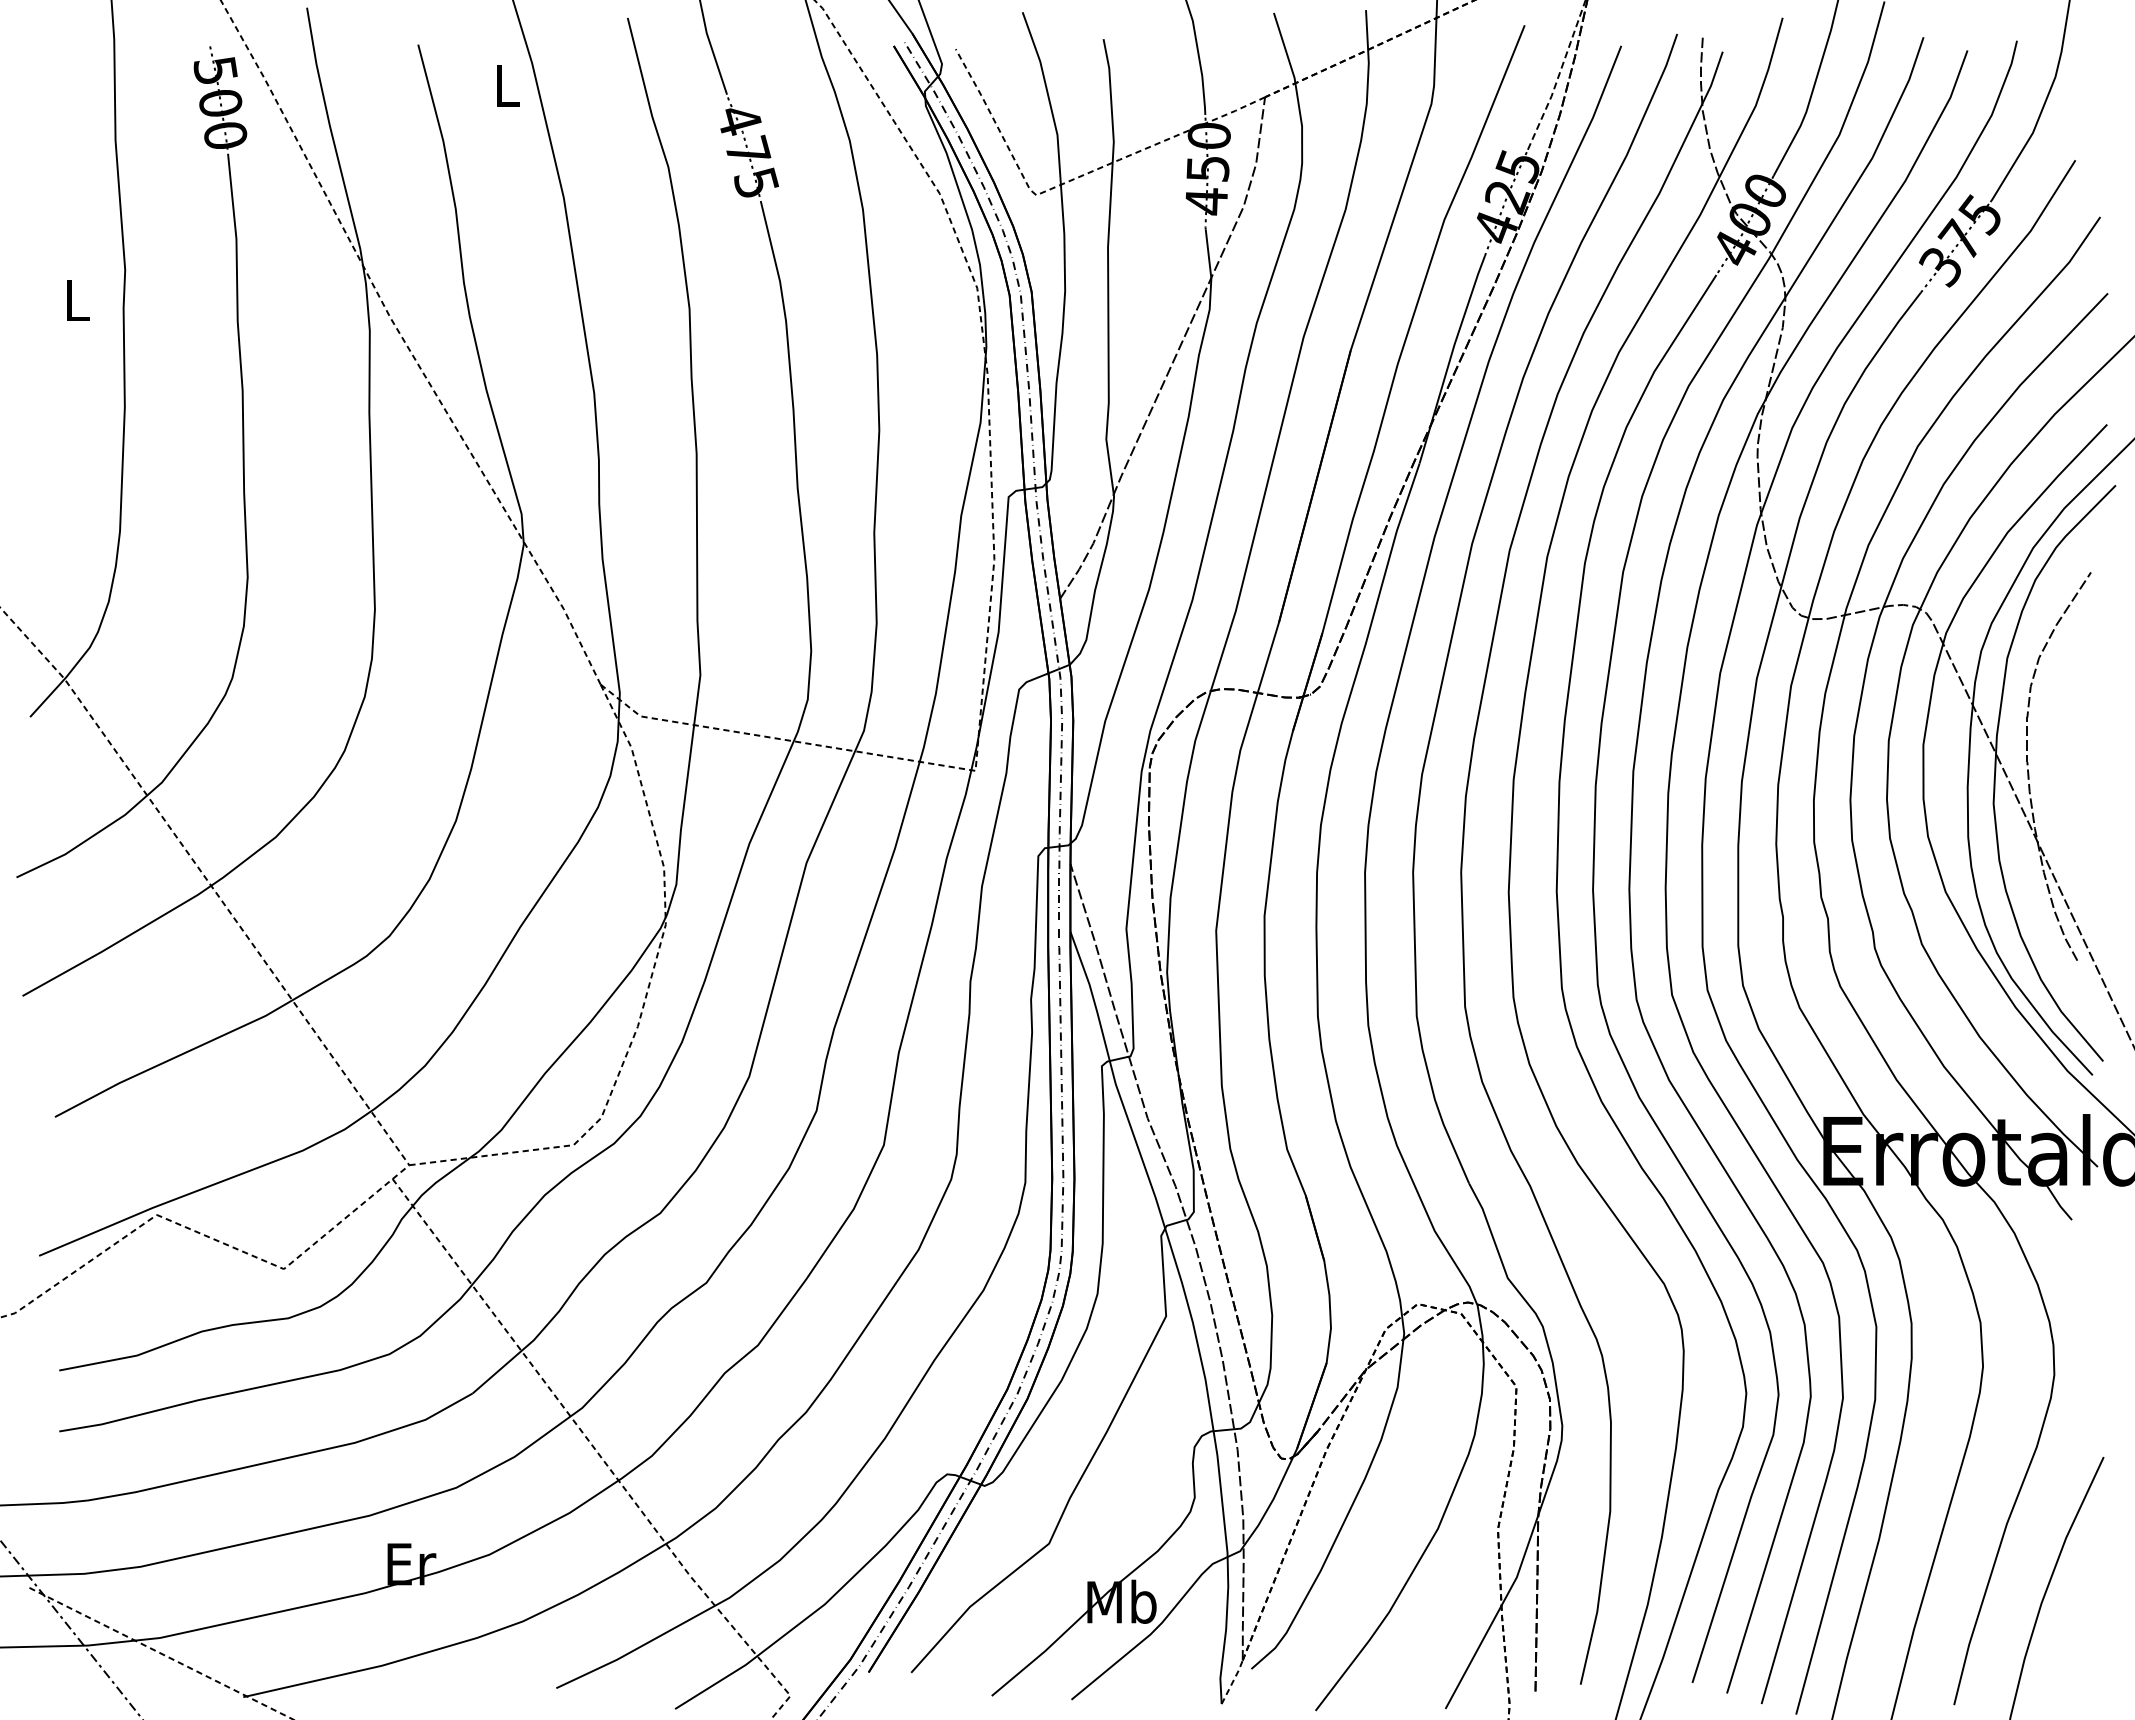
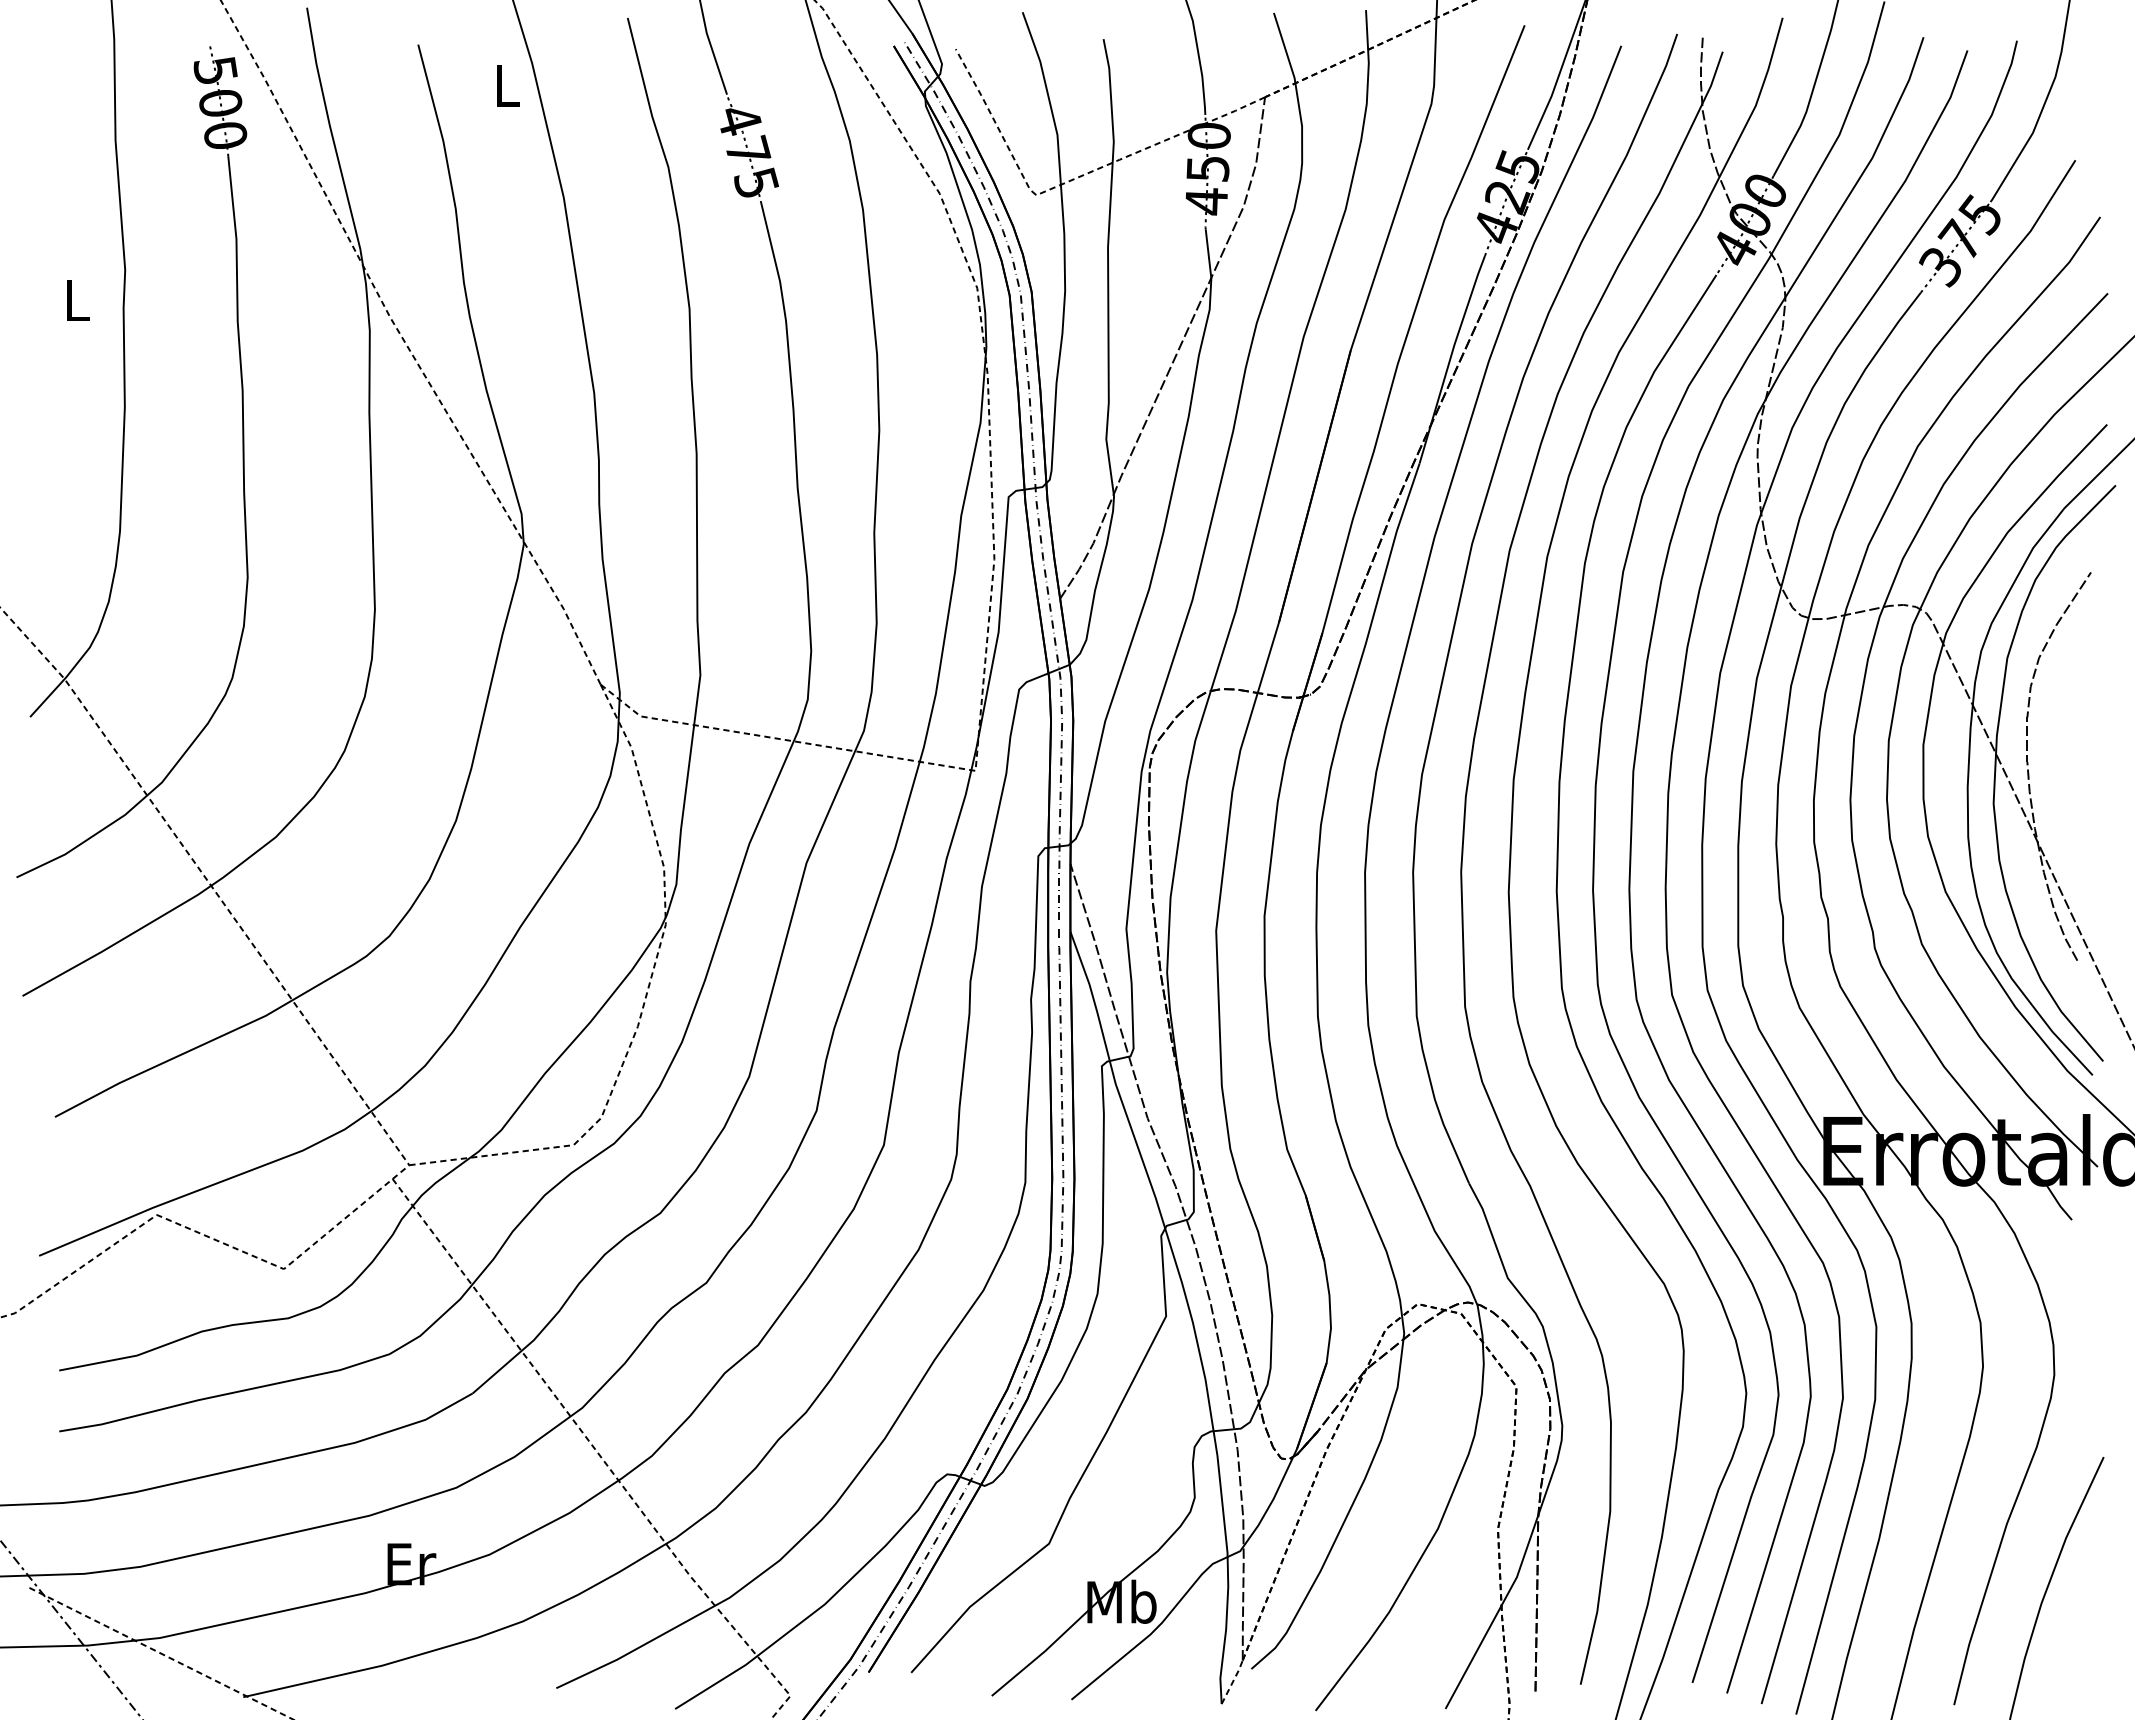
line: dashed -> solid (1558, 76)
